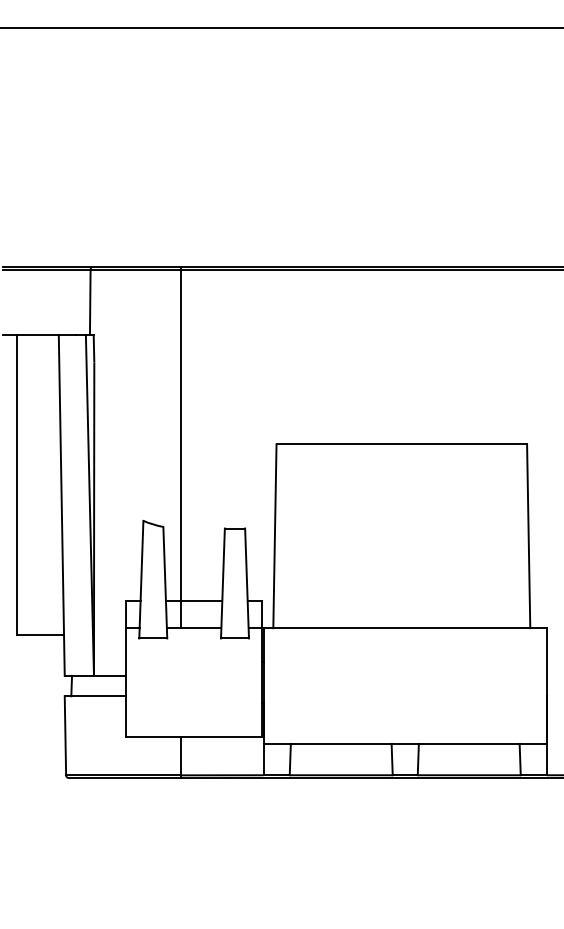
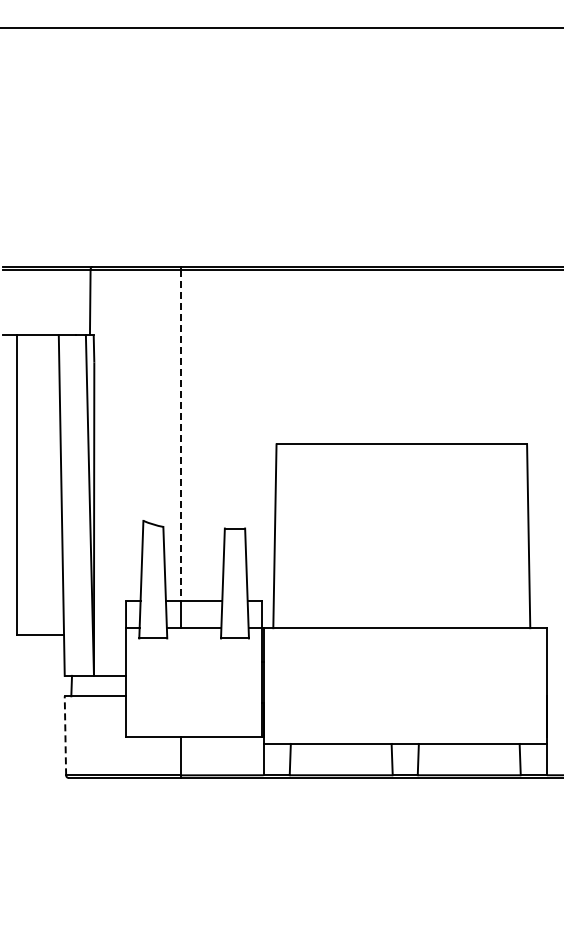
line: solid -> dashed (180, 435)
line: solid -> dashed (65, 735)
